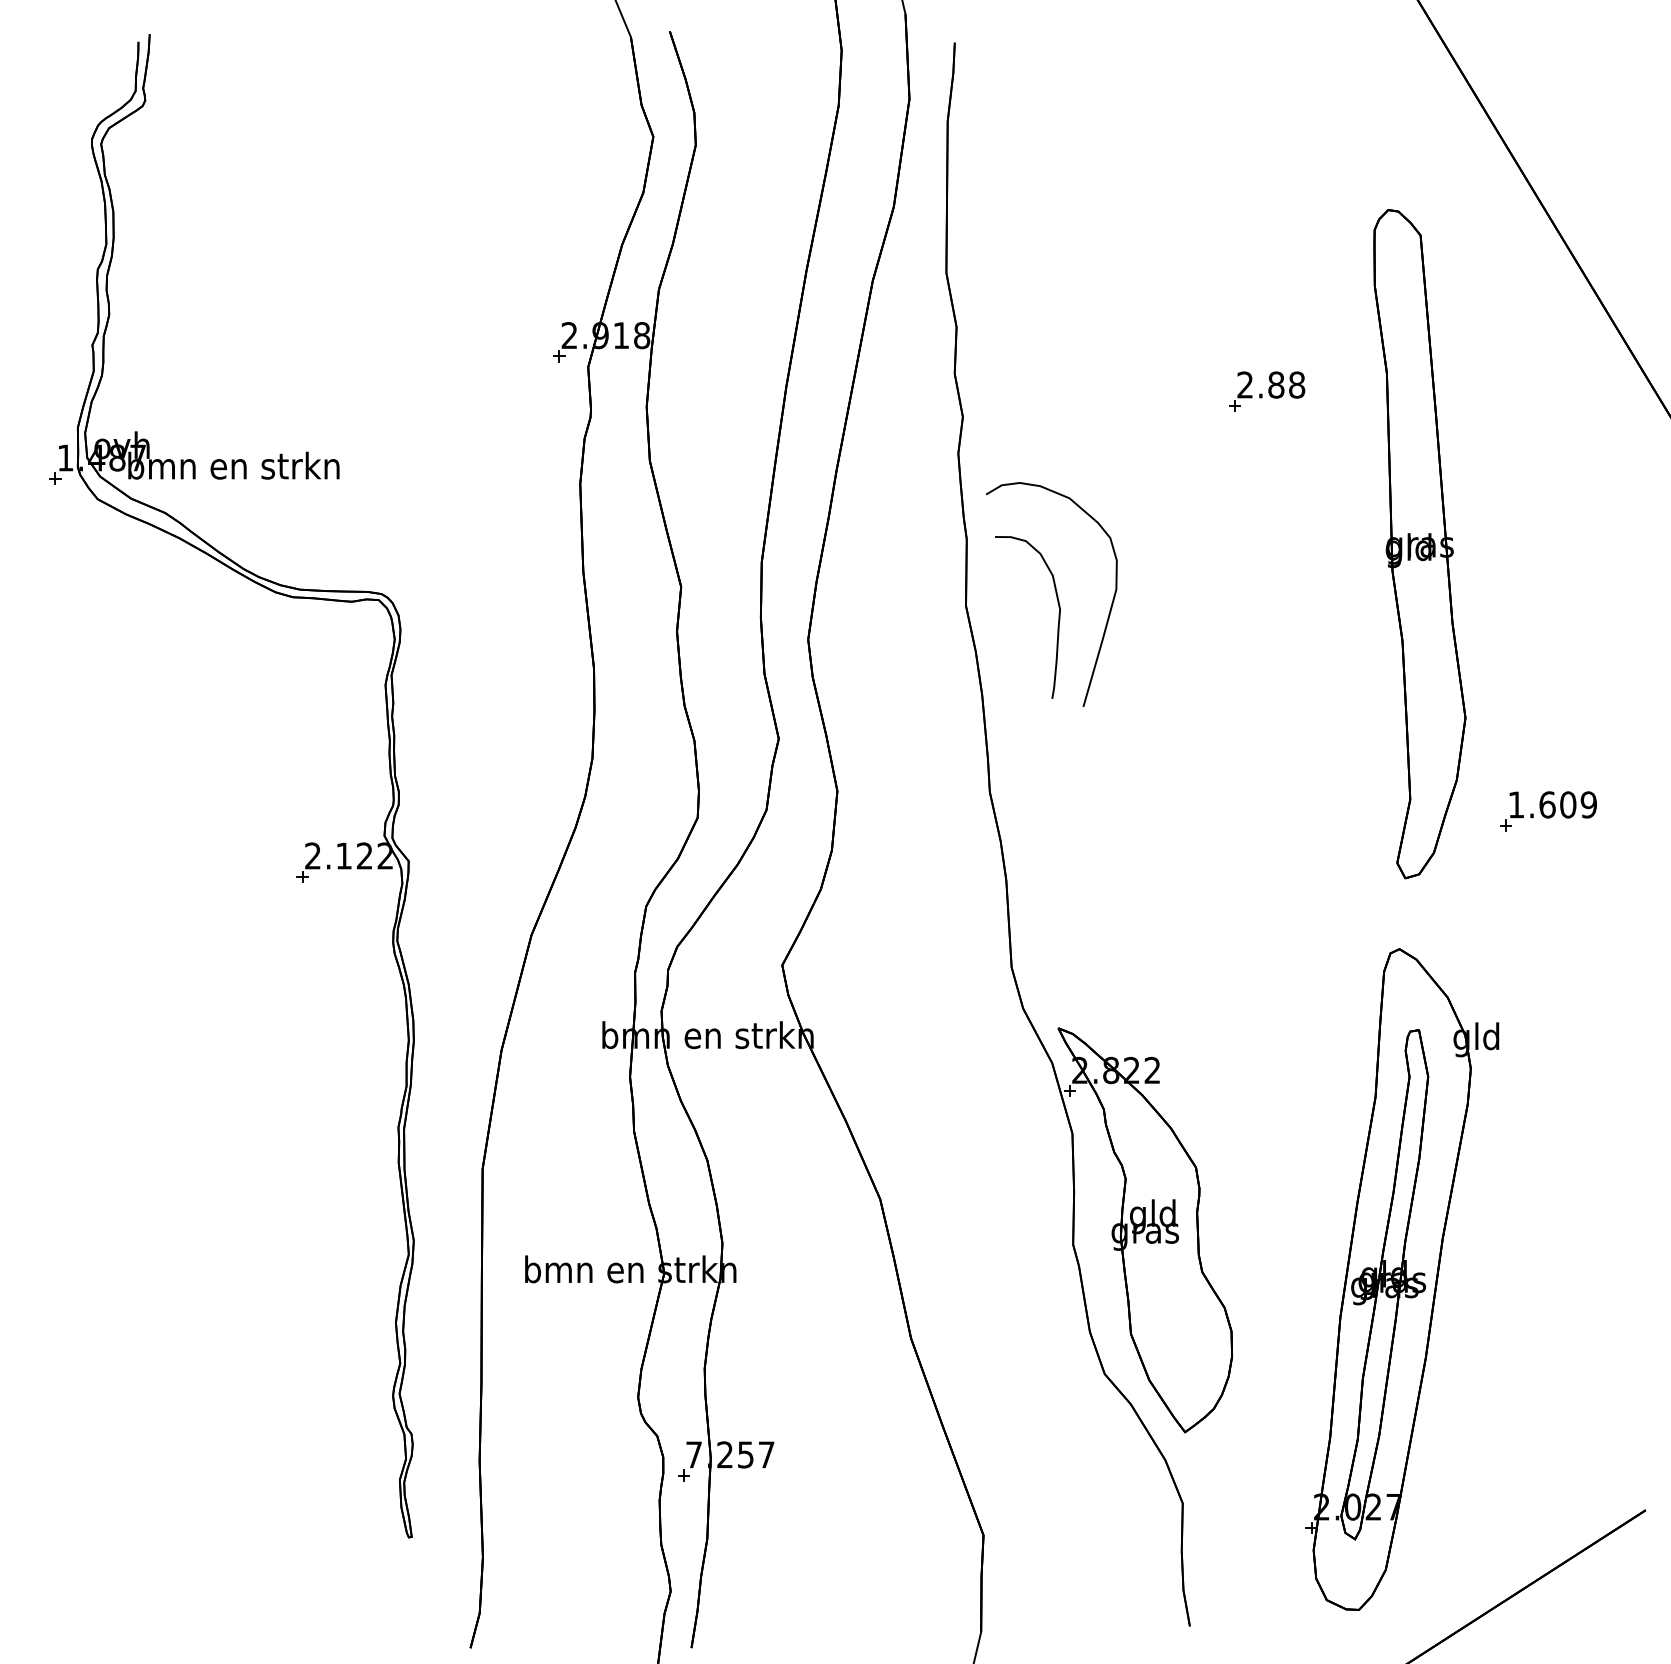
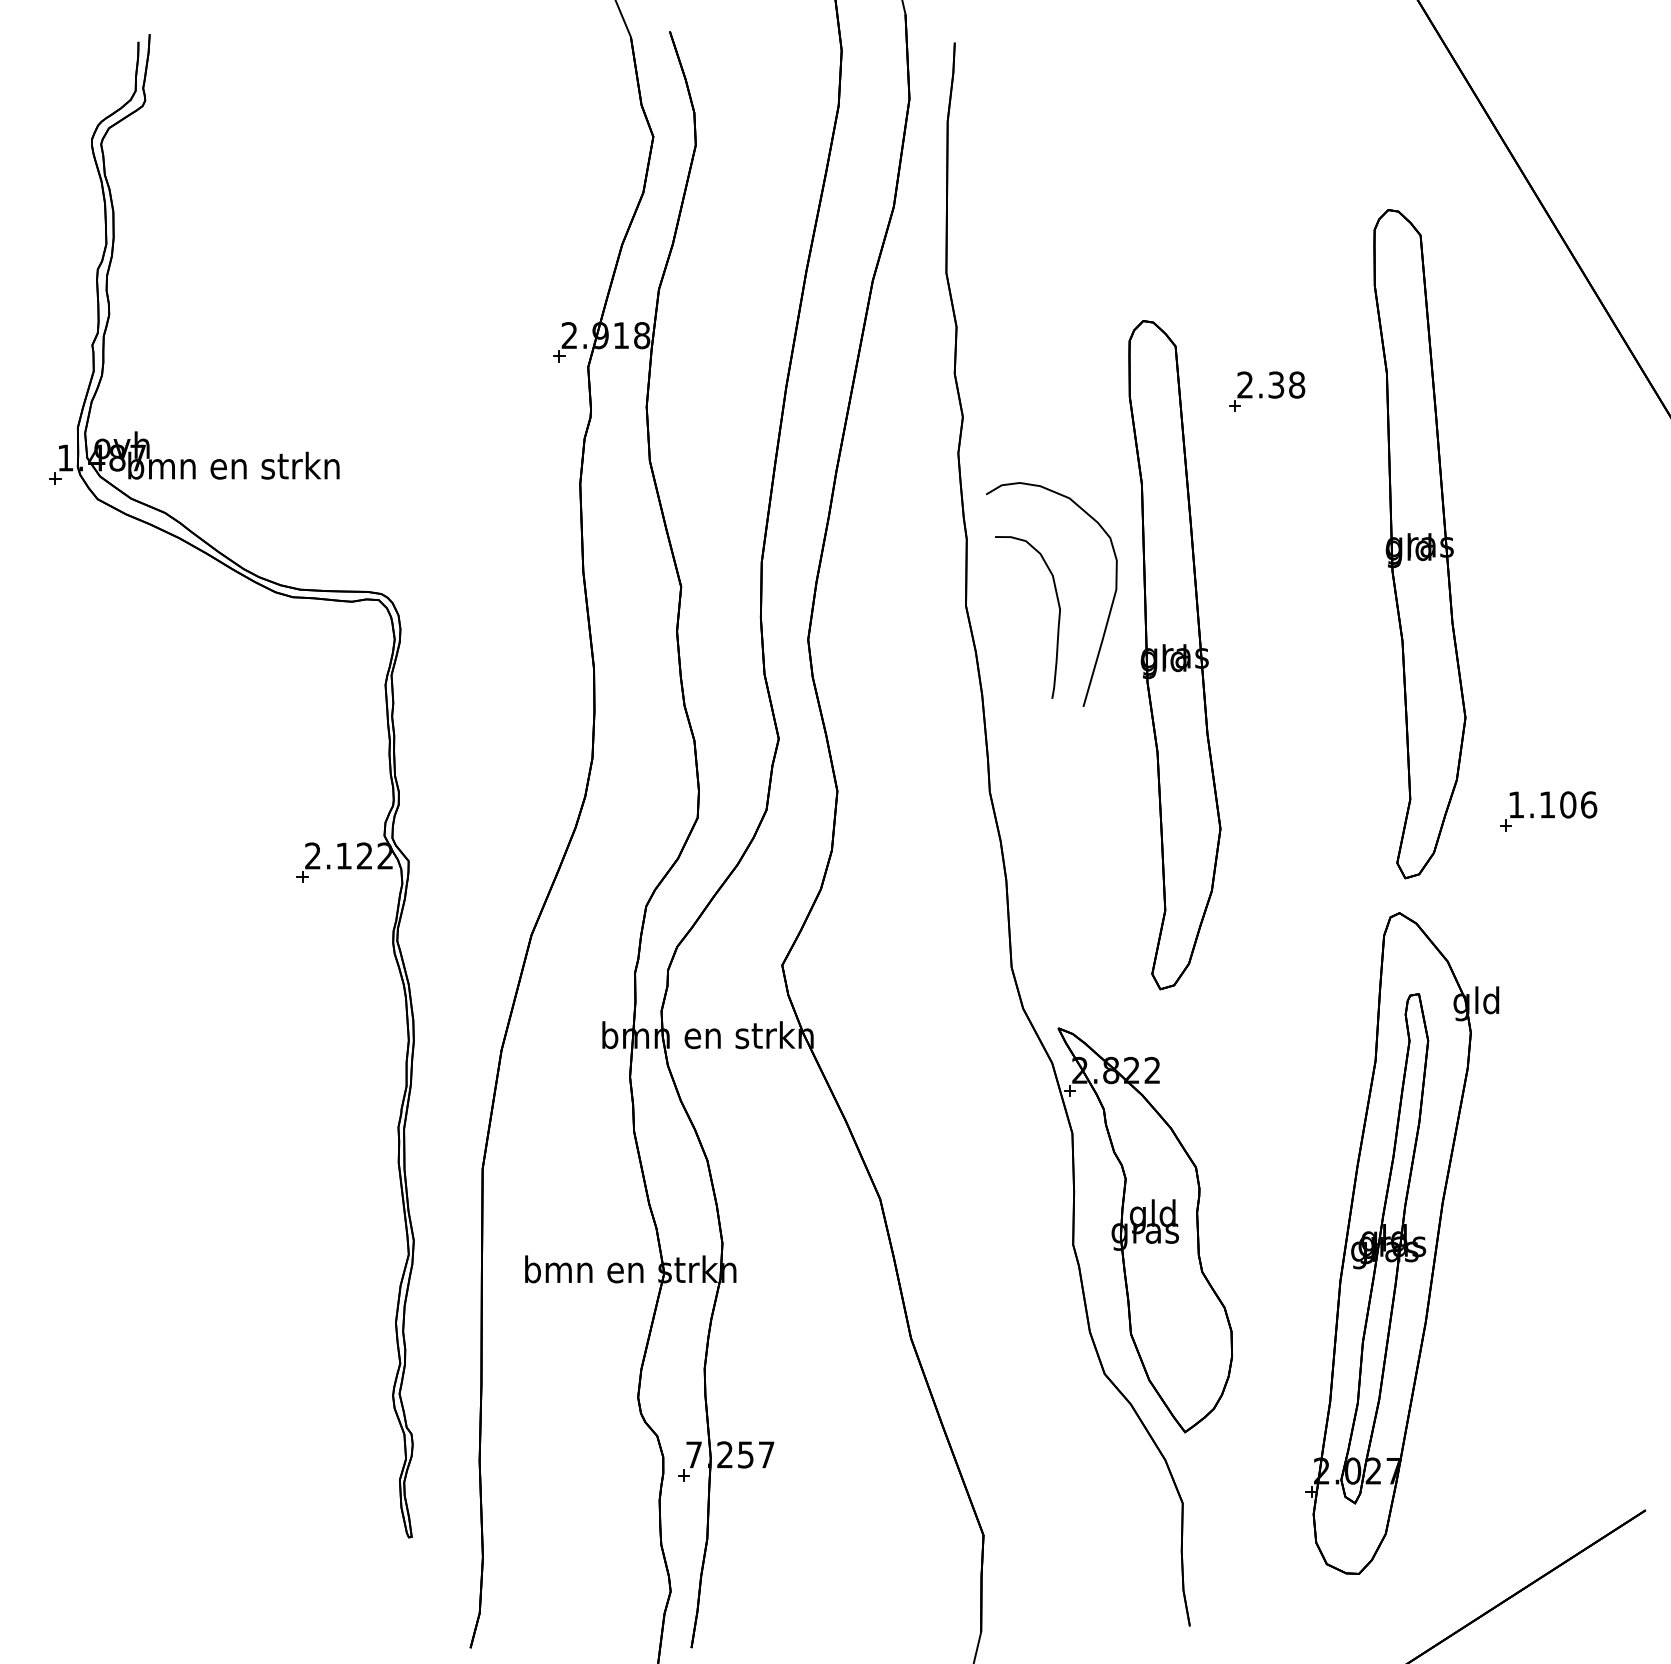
text: 2.88 -> 2.38 (1276, 384)
part: none -> present (1174, 655)
text: 1.609 -> 1.106 (1568, 804)
part position: (1402, 1279) -> (1402, 1243) (1402, 1243)
